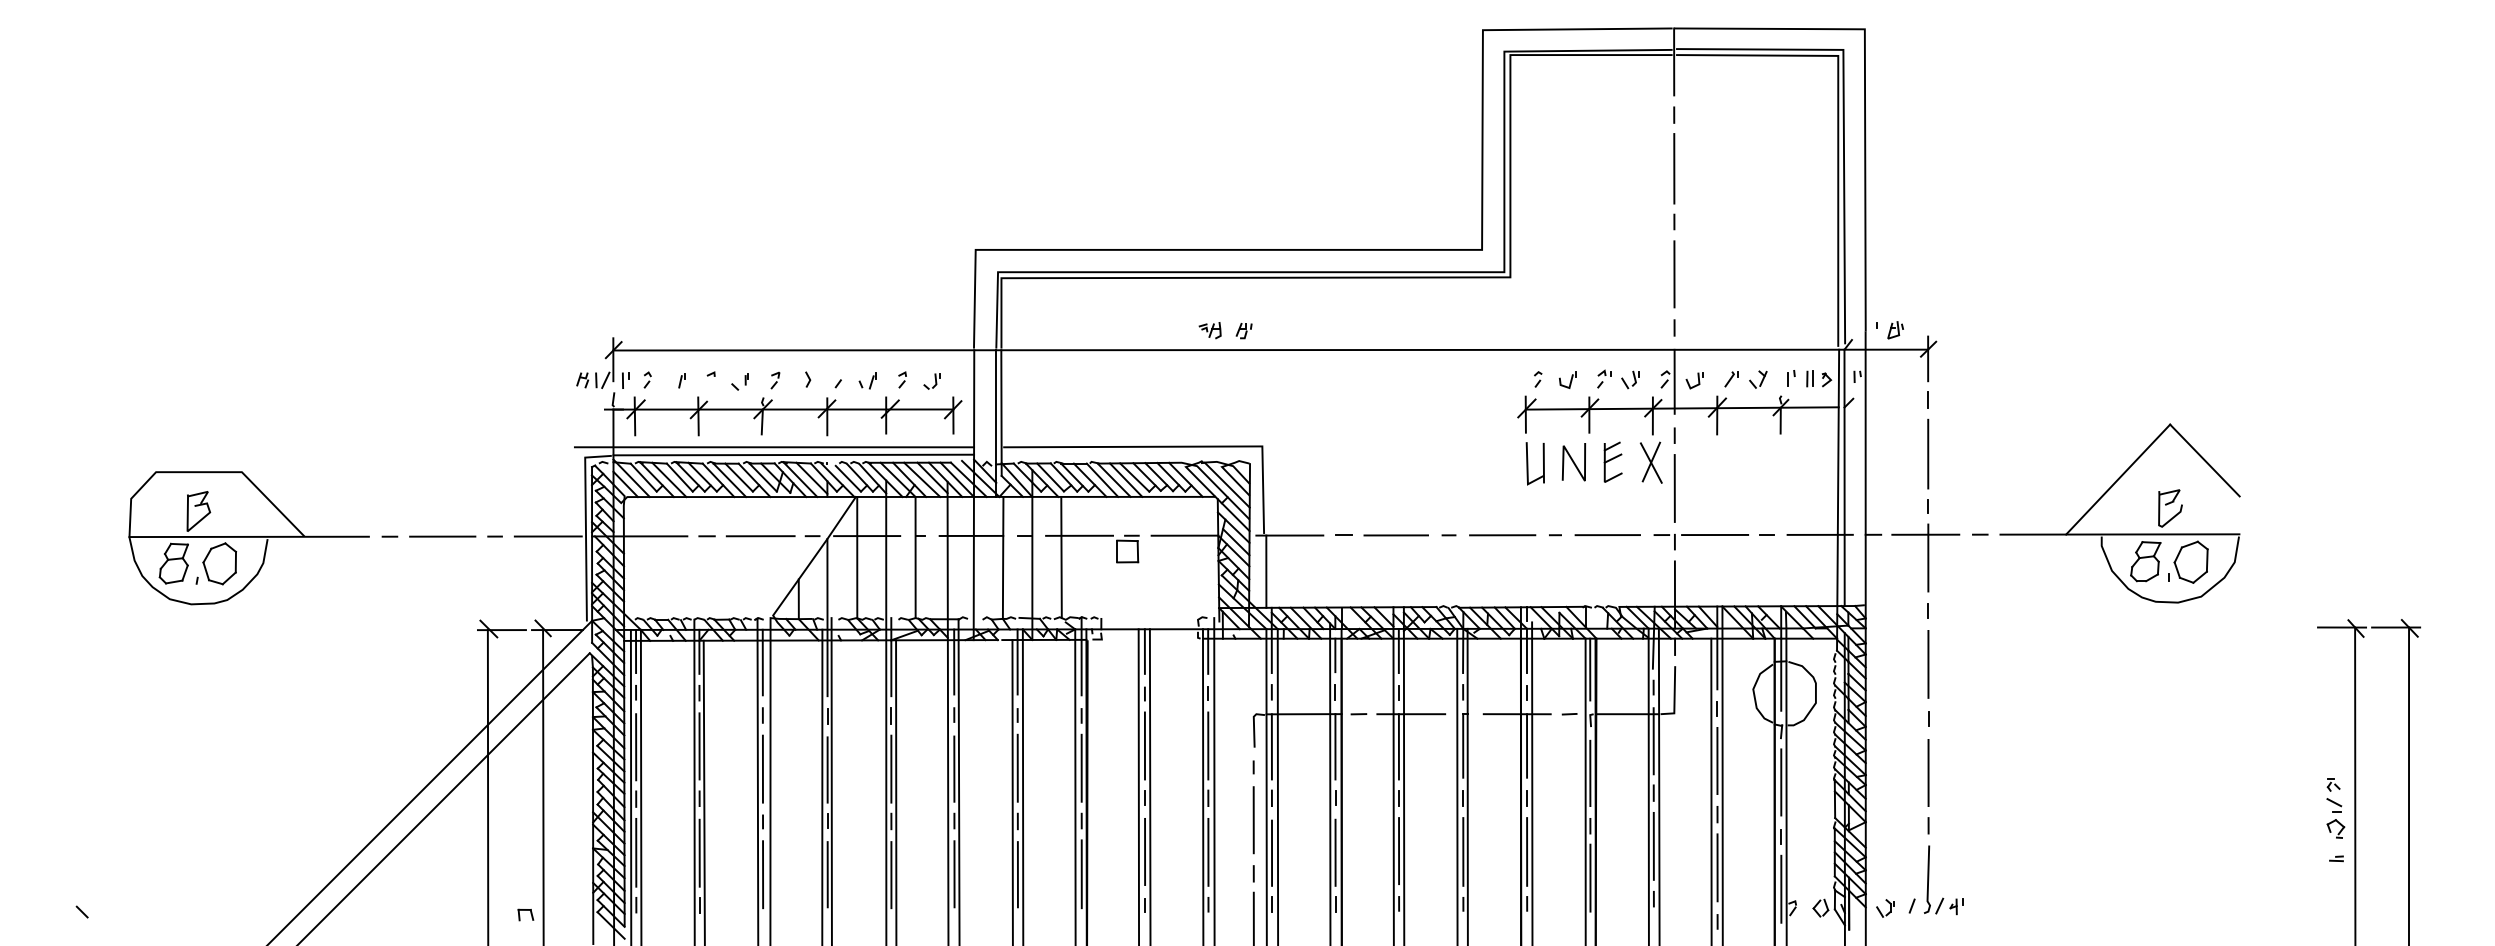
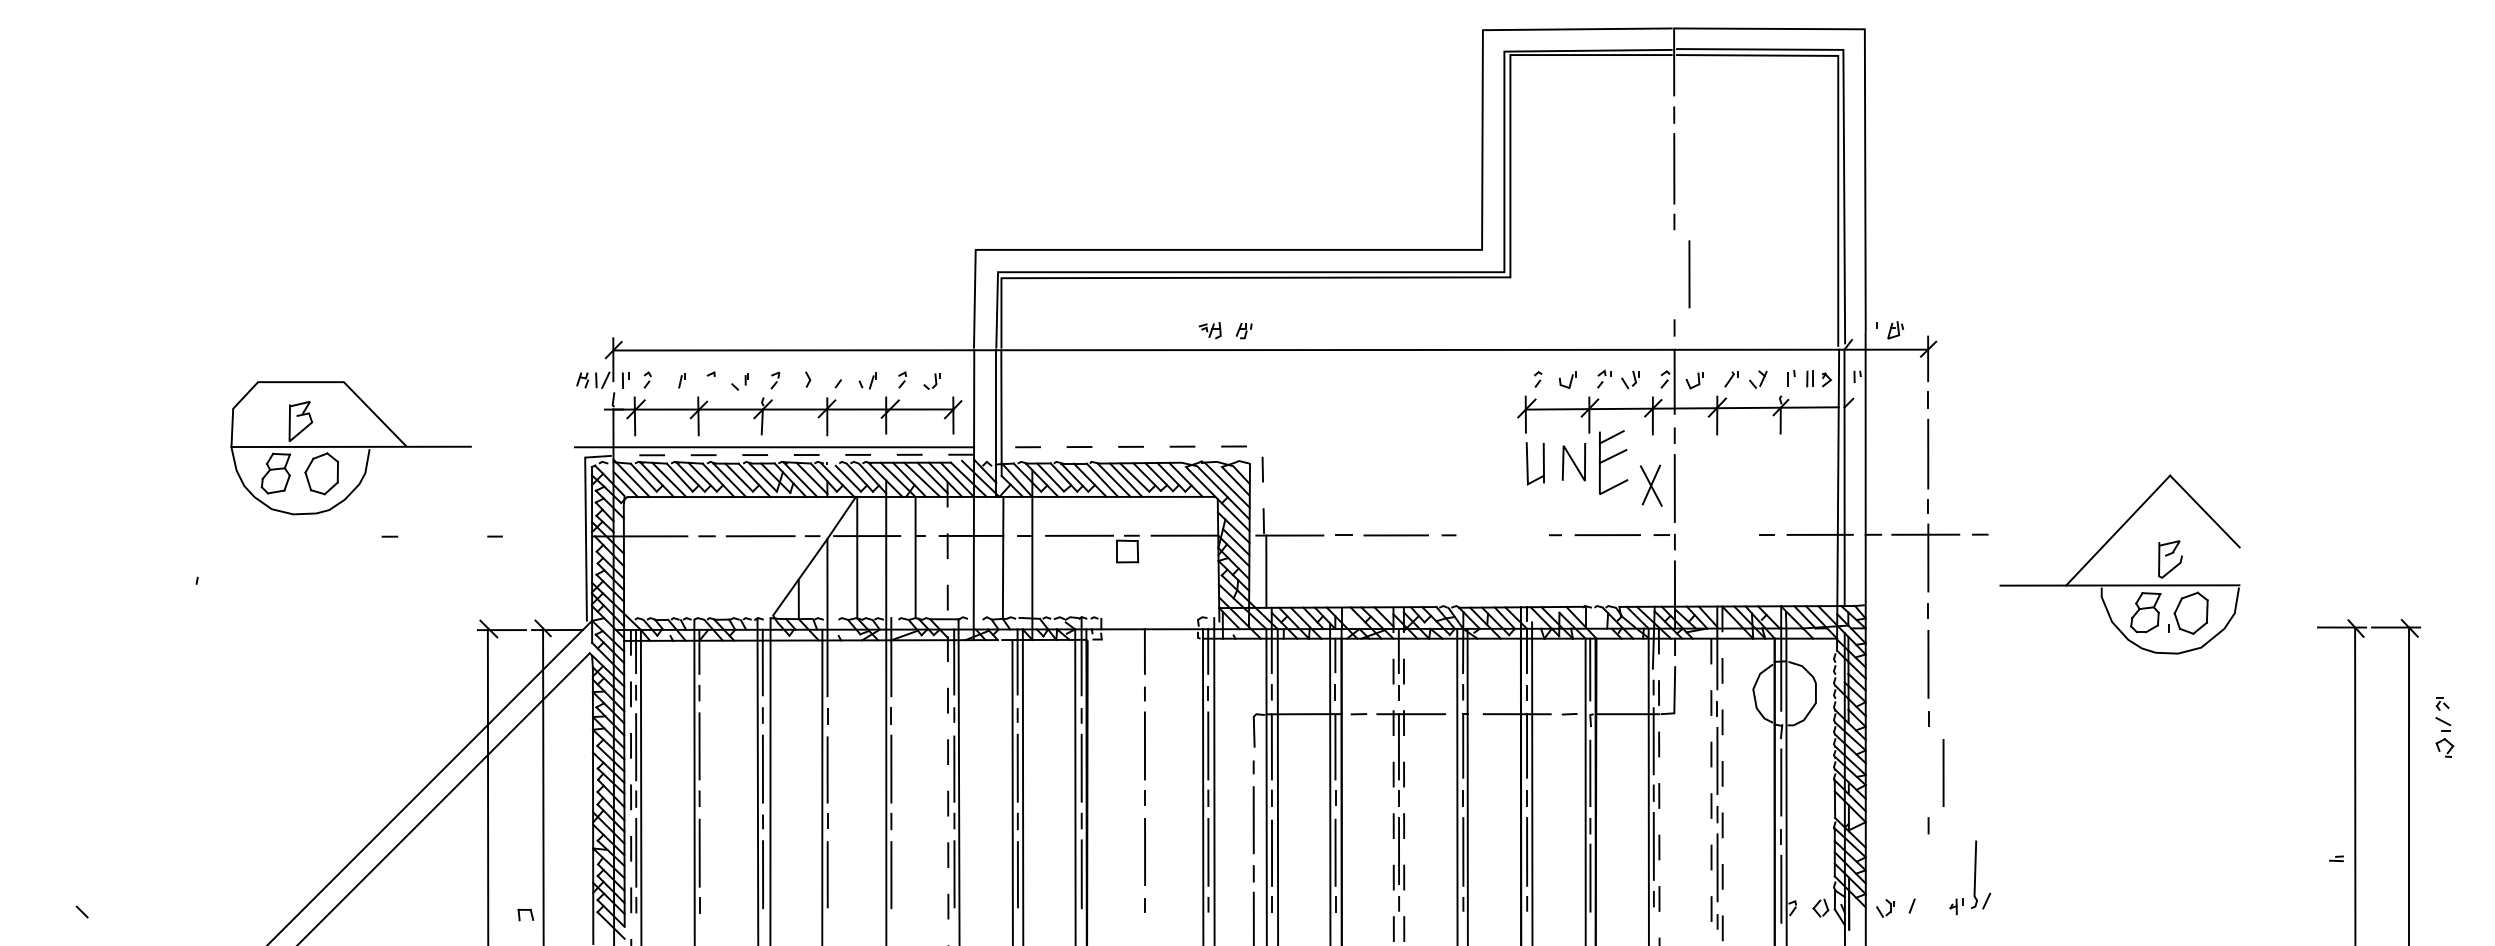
line position: (1674, 274) -> (1689, 274) (1689, 274)
line: solid -> dashed (1176, 446)
line: solid -> dashed (793, 455)
part size: 20x42 px -> 31x65 px (1613, 462)
part position: (1650, 462) -> (1650, 485) (1650, 485)
part position: (2119, 533) -> (2119, 584) (2119, 584)
line: present -> none (1715, 534)
line: present -> none (1502, 535)
line: present -> none (442, 536)
line: present -> none (547, 536)
part position: (248, 538) -> (350, 448) (350, 448)
line: present -> none (1061, 557)
line: solid -> dashed (948, 713)
line position: (1928, 772) -> (1943, 772) (1943, 772)
line: solid -> dashed (1393, 776)
line: solid -> dashed (1404, 776)
line: solid -> dashed (1722, 776)
line: present -> none (831, 780)
line: present -> none (1138, 785)
line: present -> none (1149, 785)
line: solid -> dashed (631, 787)
line: solid -> dashed (1659, 787)
line: present -> none (703, 791)
line: present -> none (896, 791)
line: solid -> dashed (1711, 792)
part position: (2335, 808) -> (2444, 727) (2444, 727)
part position: (1934, 879) -> (1981, 874) (1981, 874)
